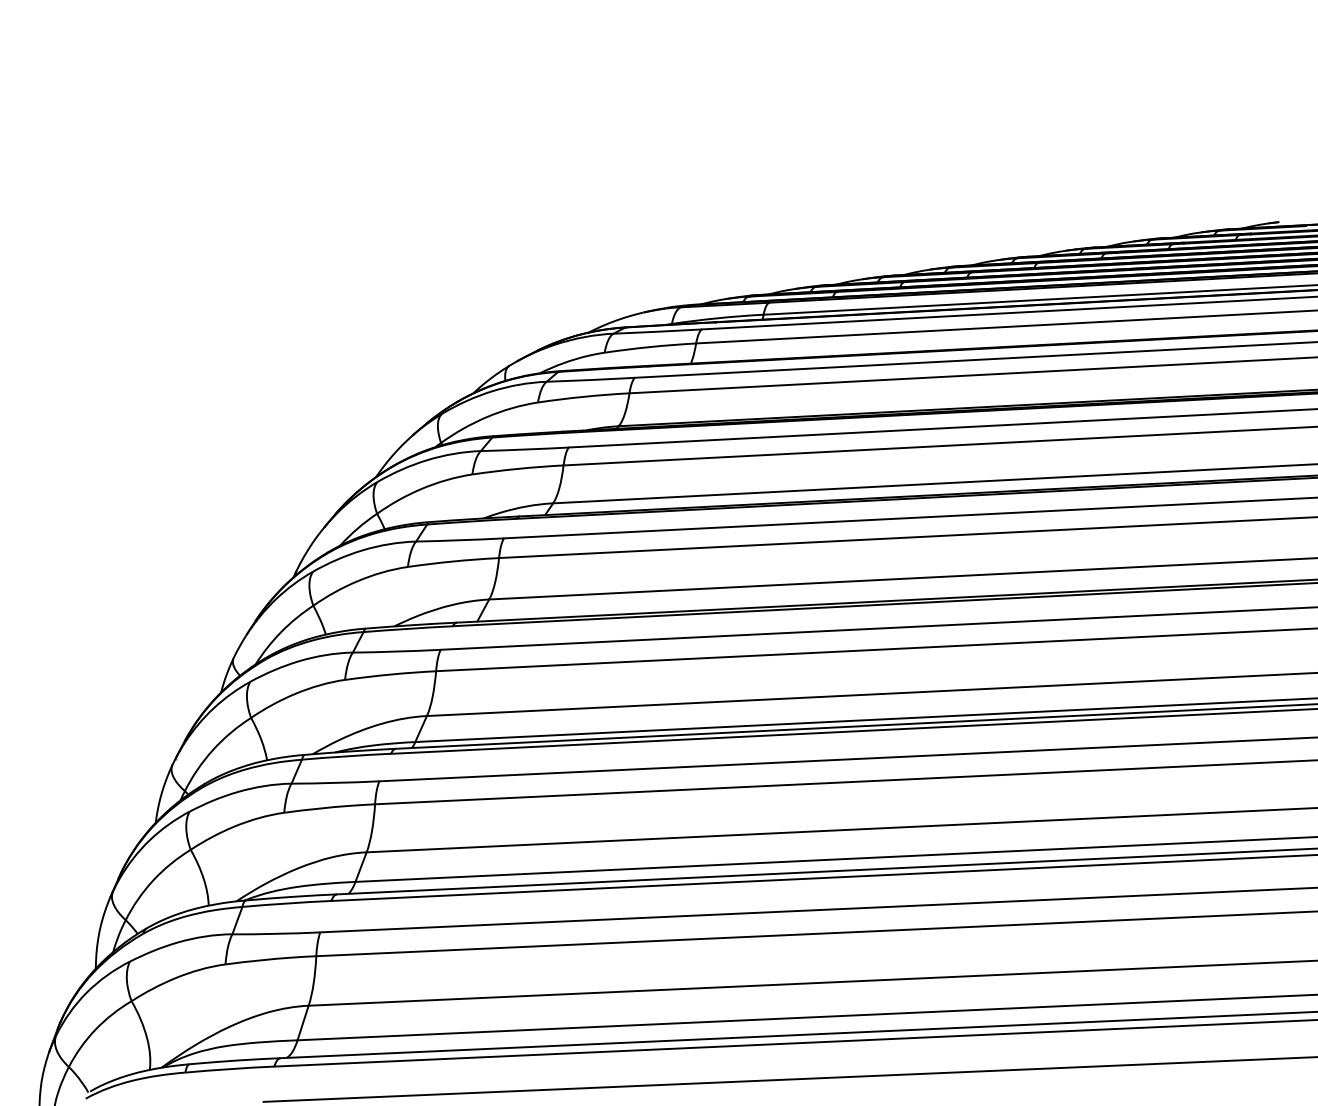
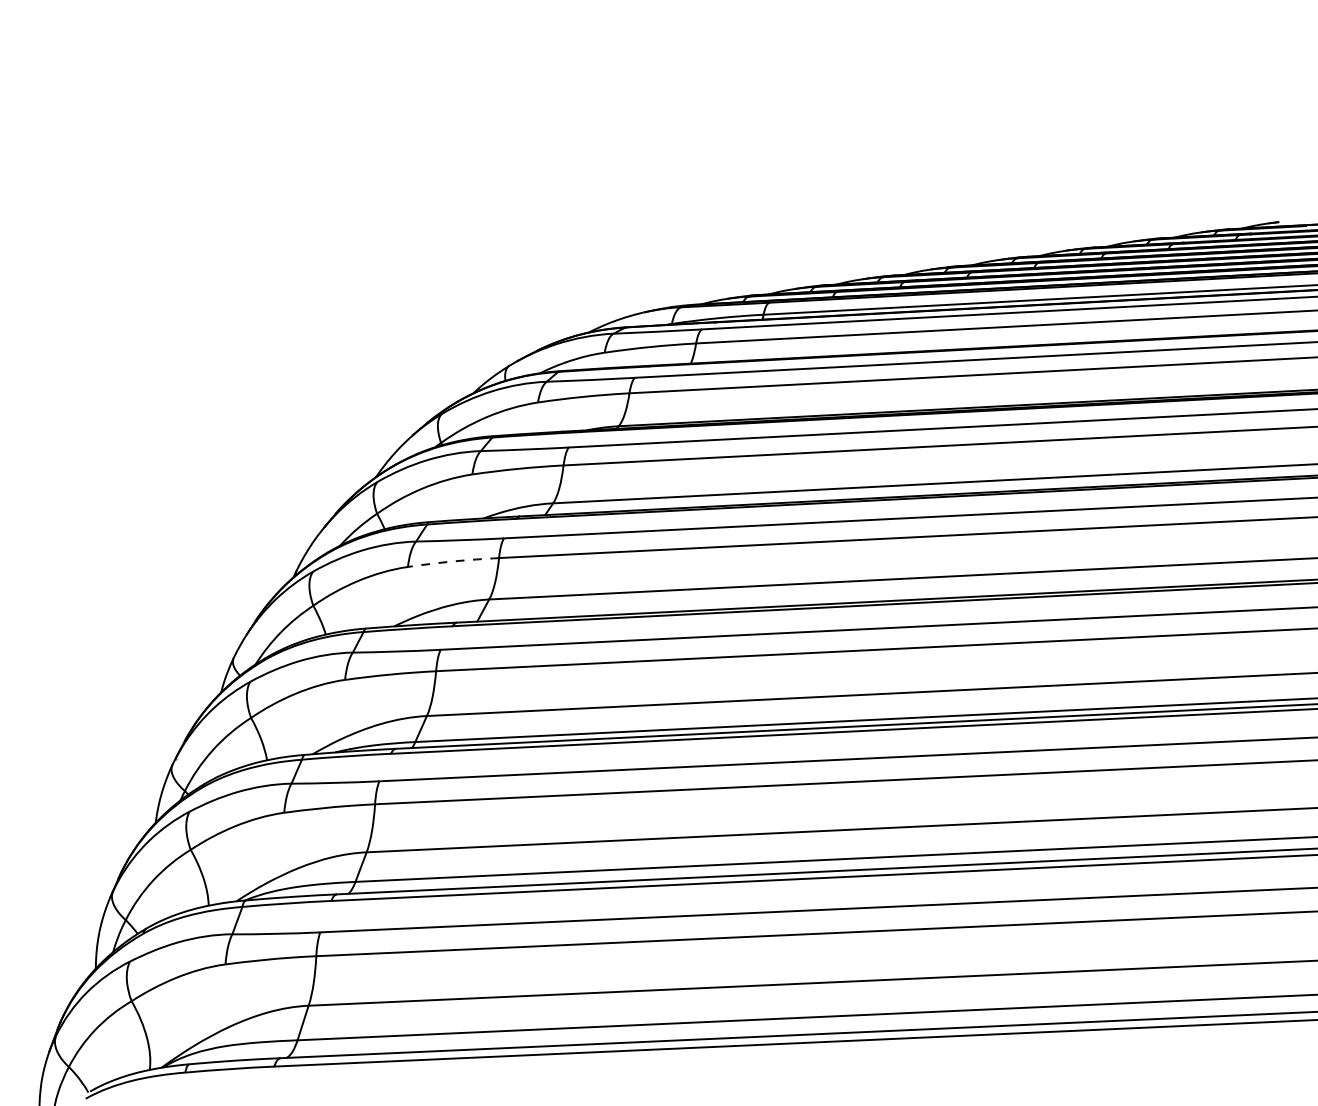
arc: solid -> dashed (453, 561)
line: present -> none (788, 1079)
